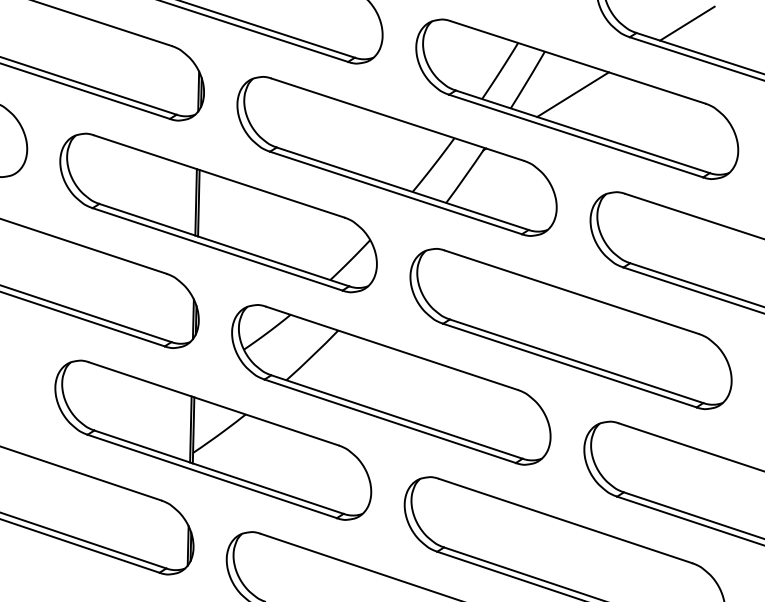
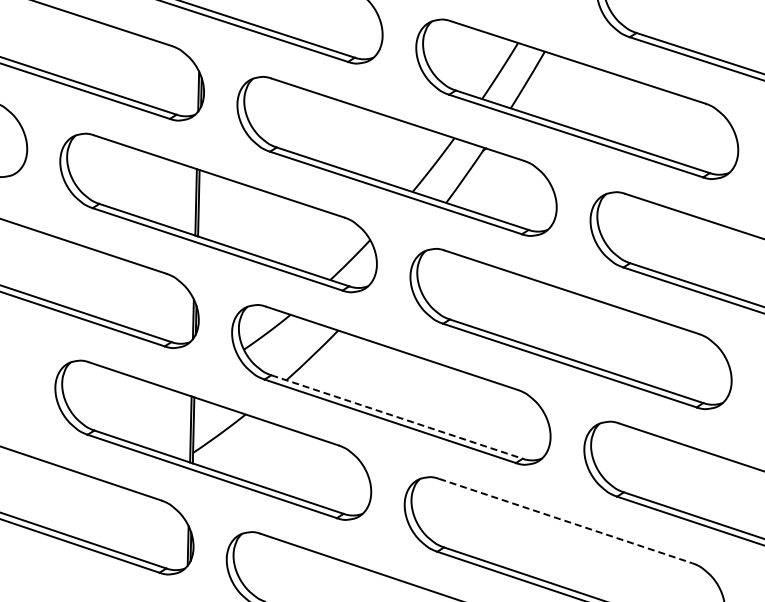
line: present -> none (687, 23)
line: present -> none (572, 94)
line: solid -> dashed (397, 417)
line: solid -> dashed (566, 521)
